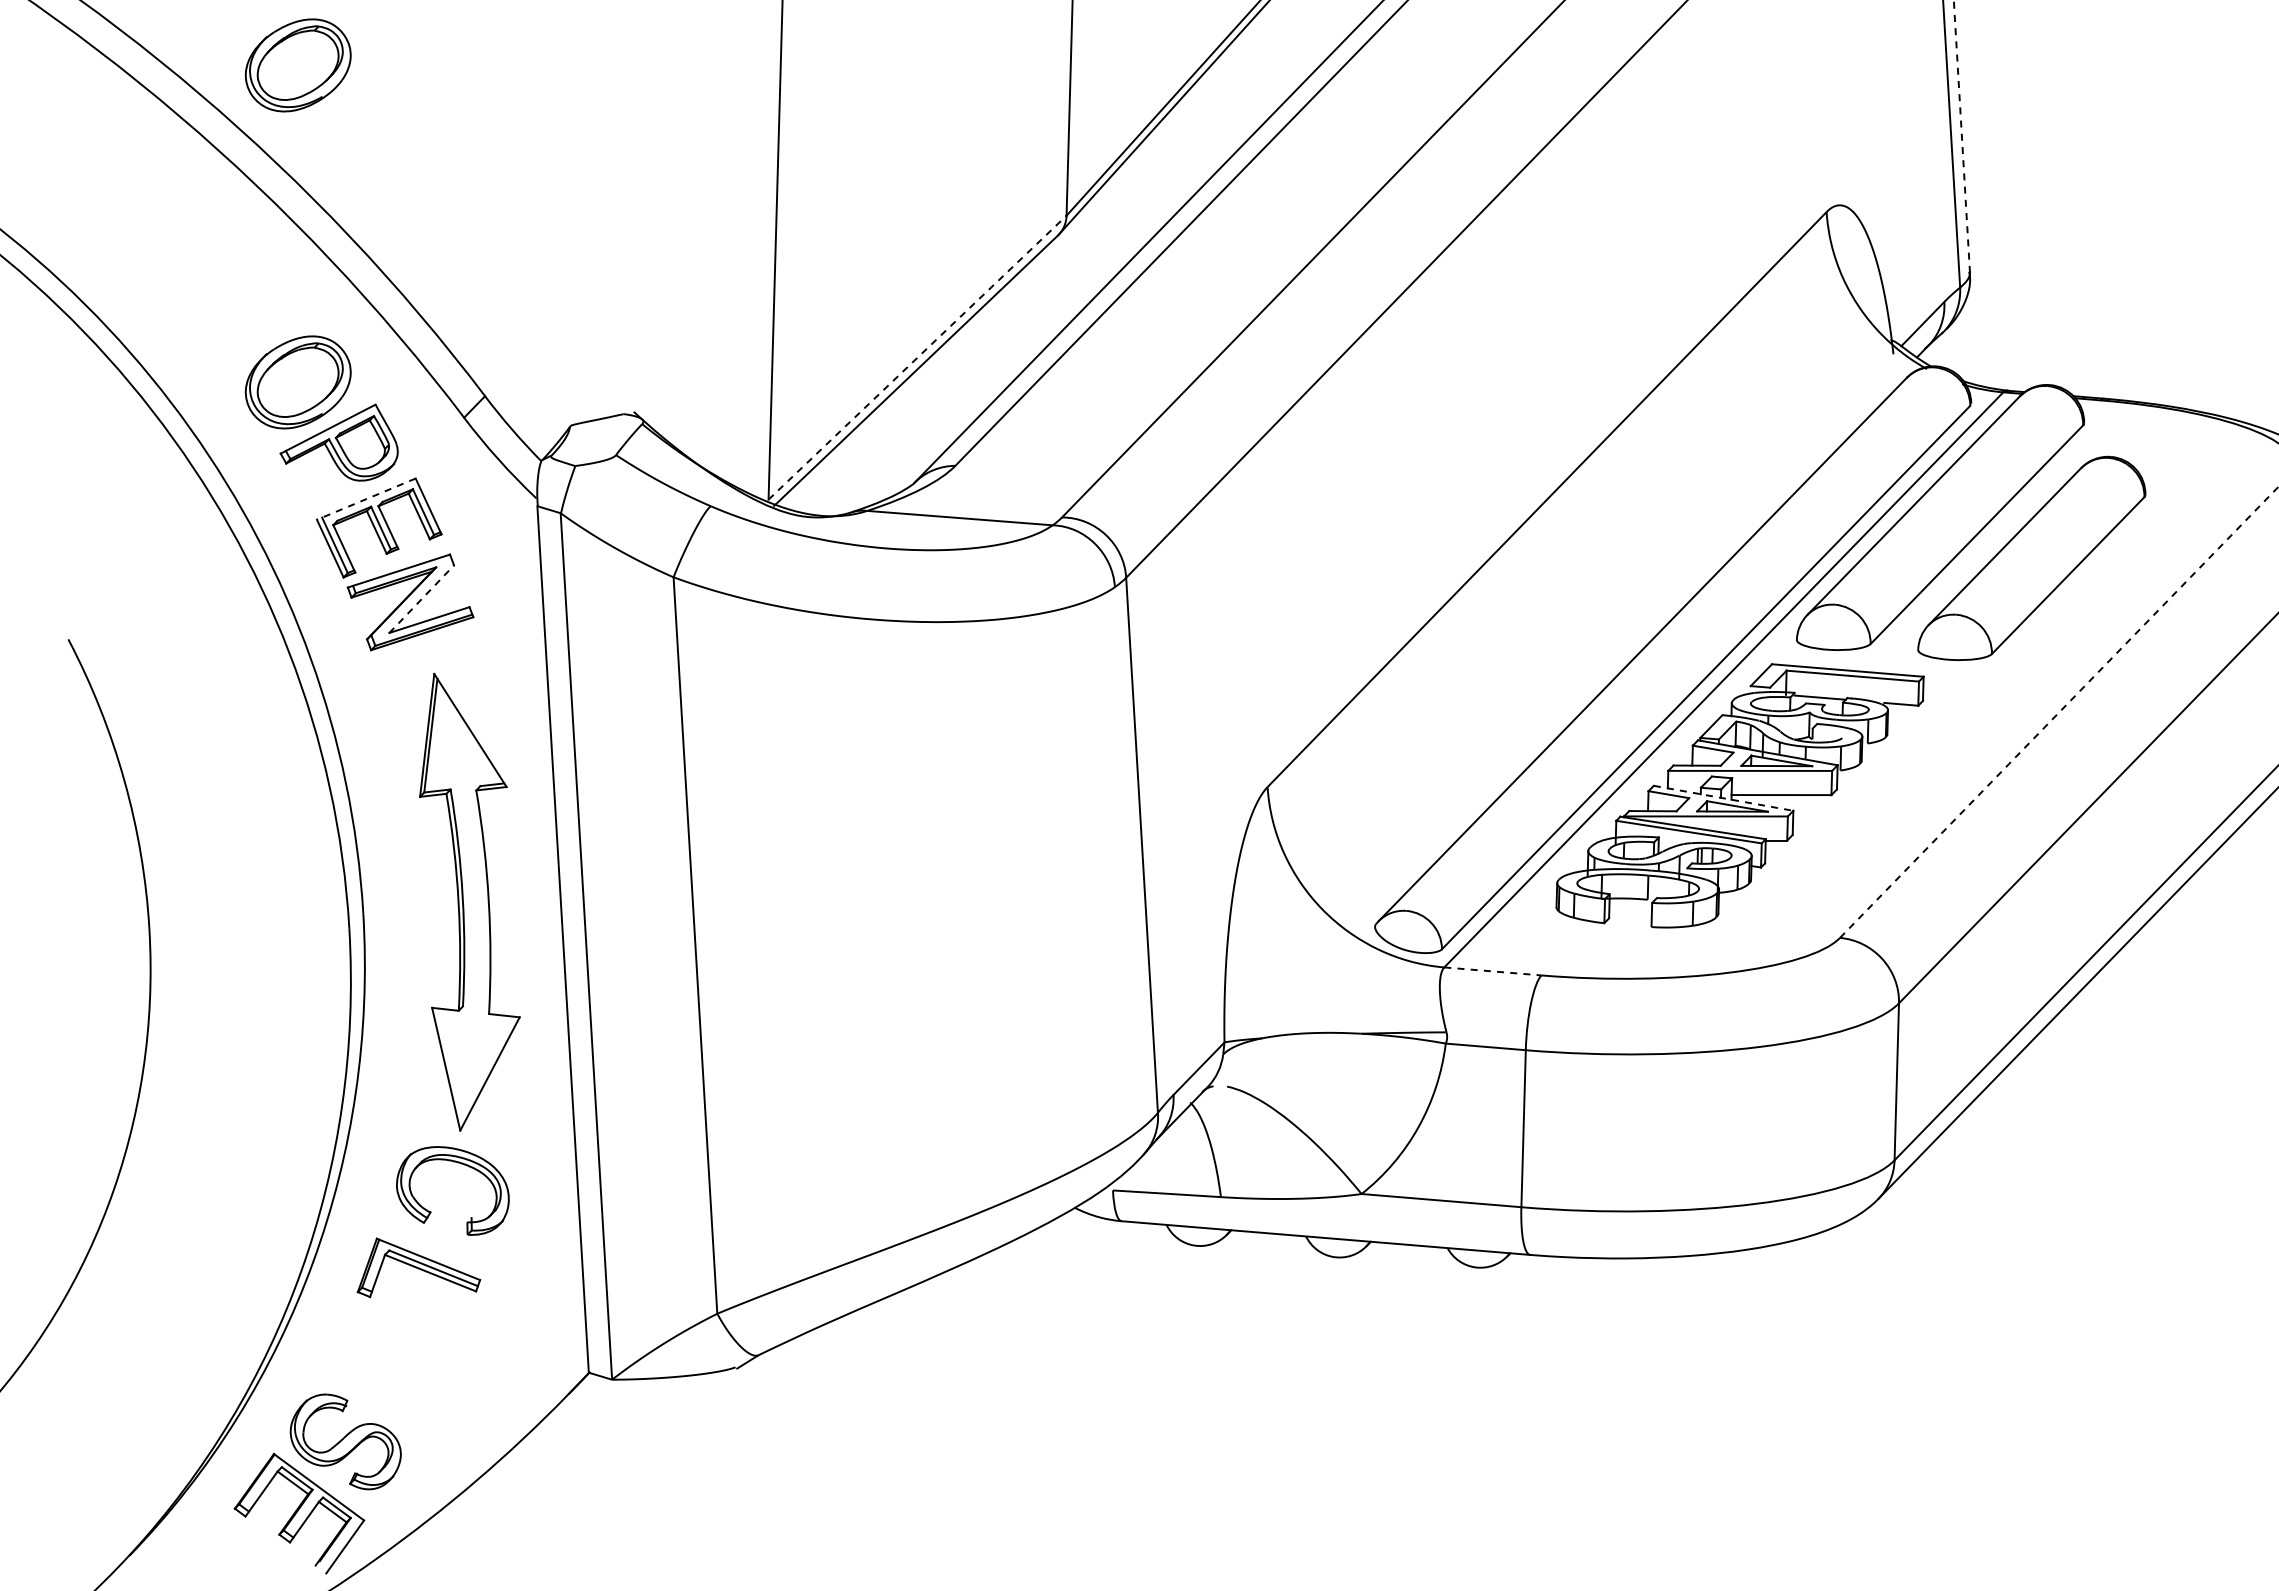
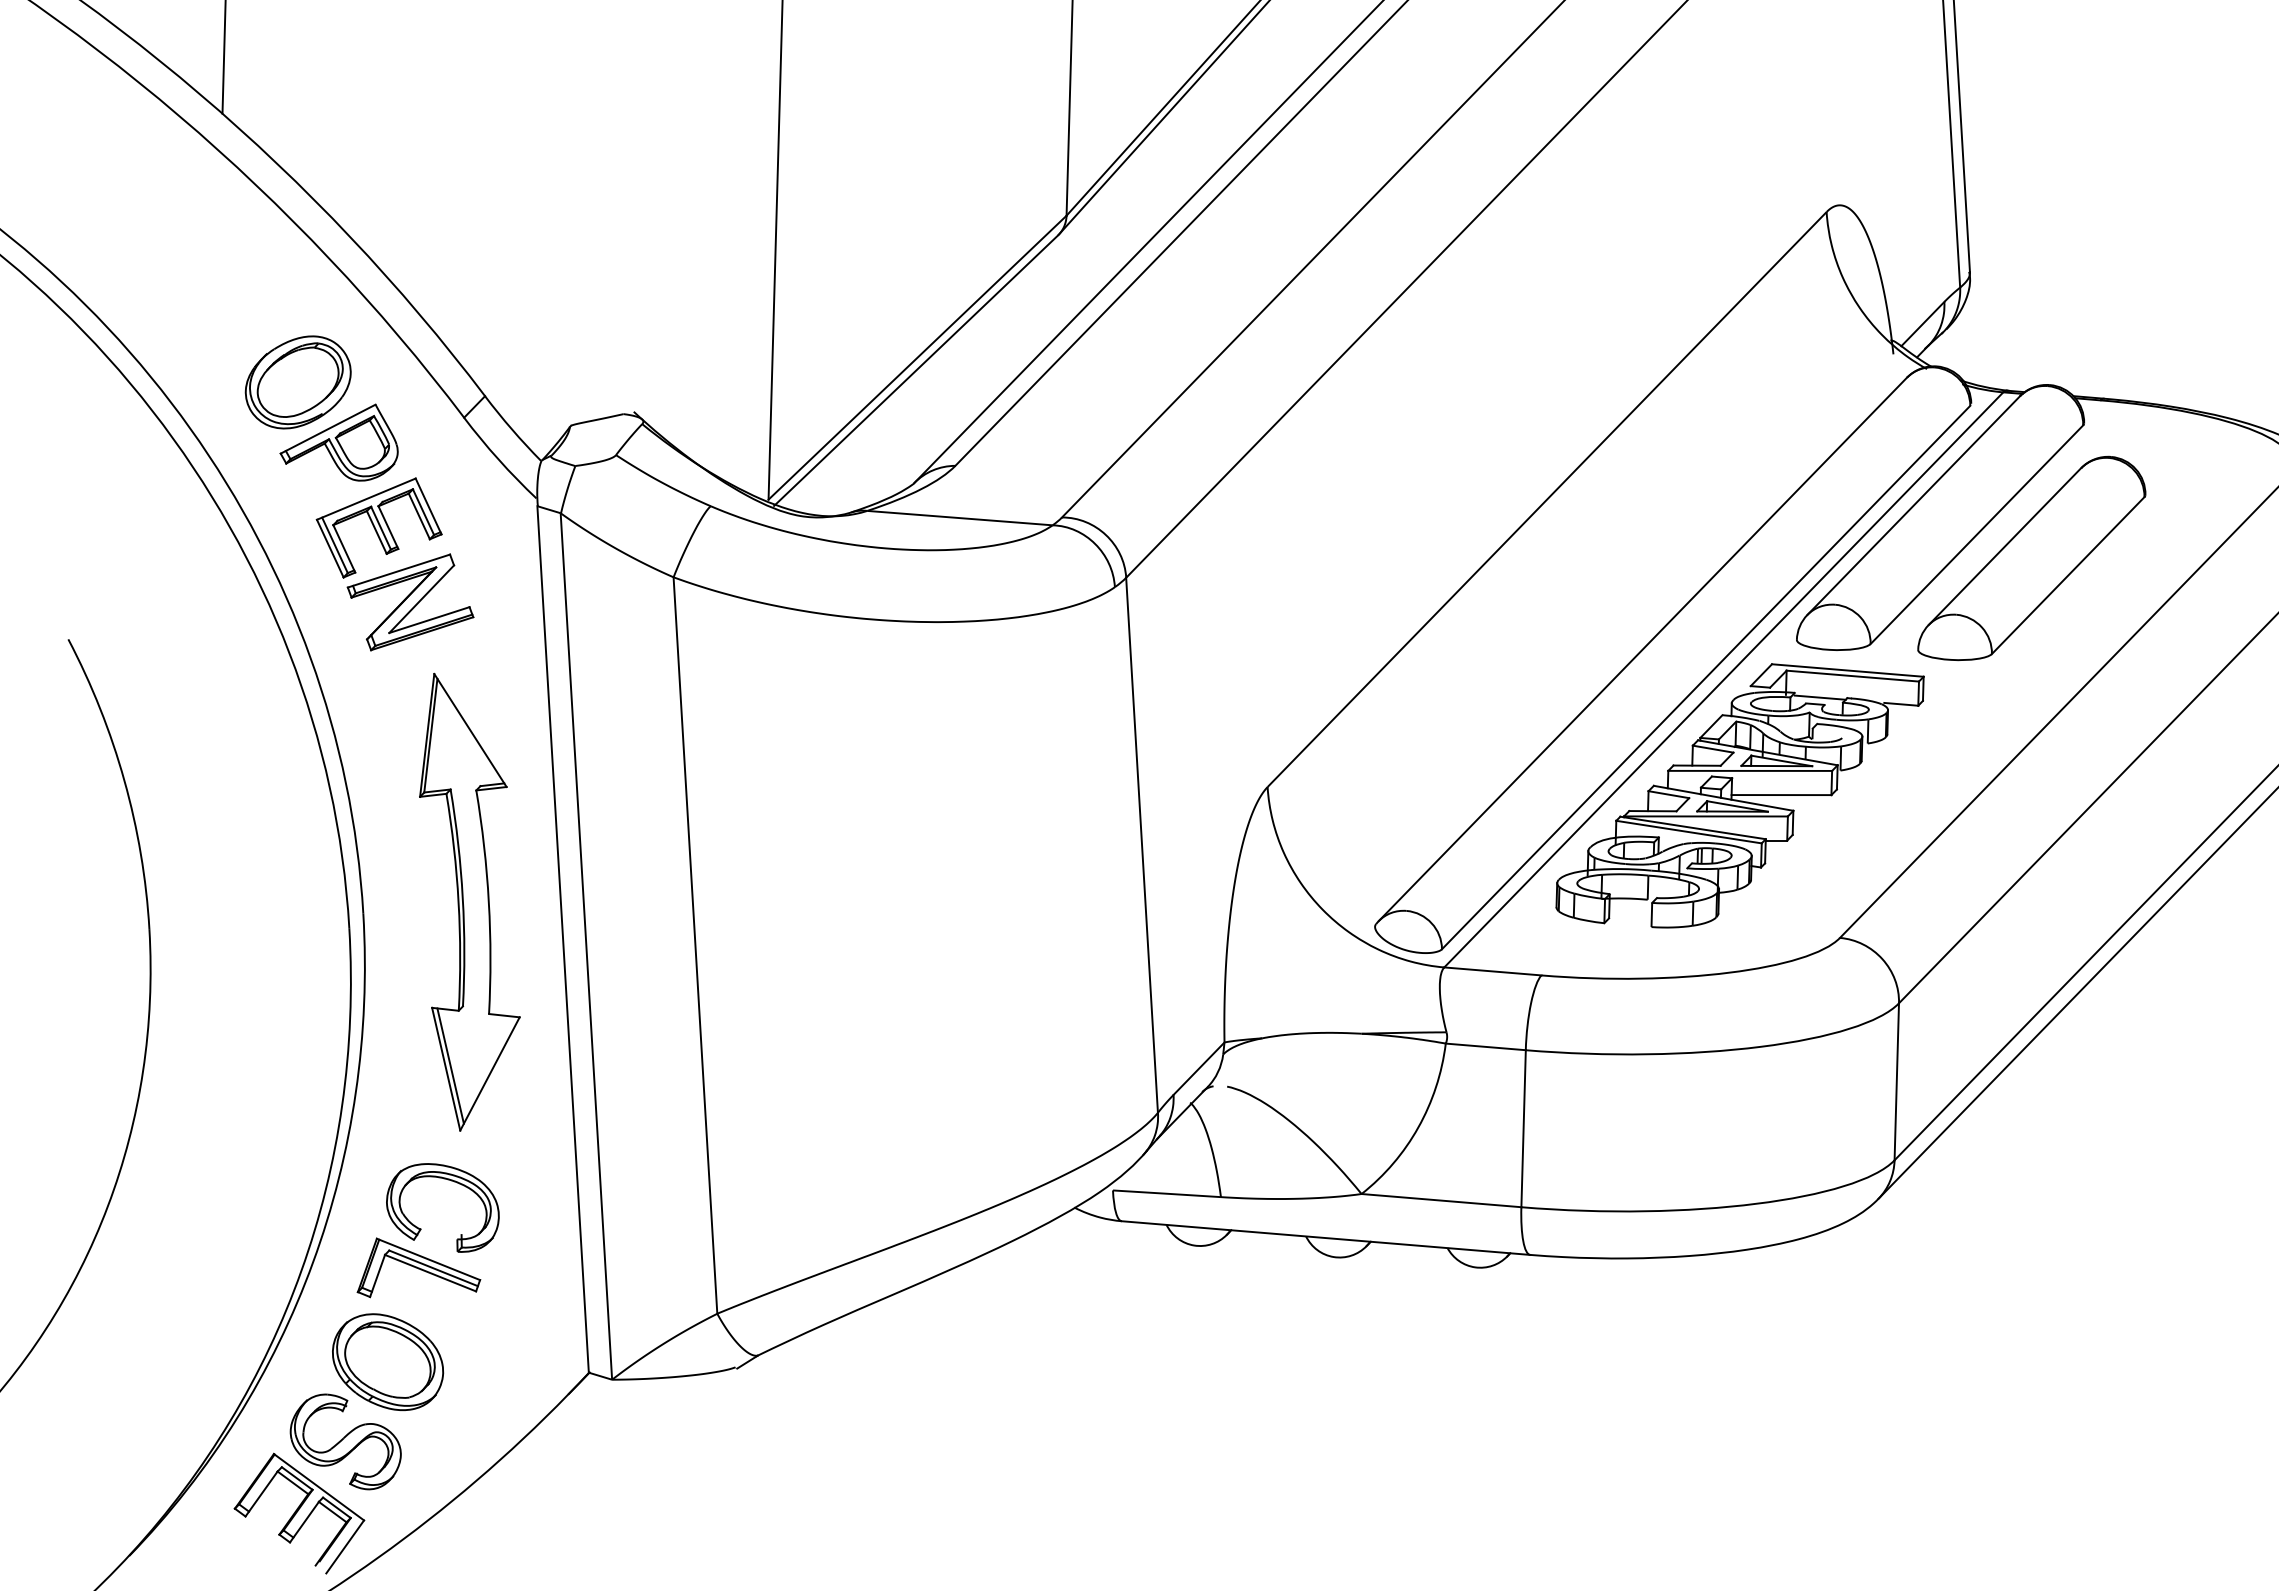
line: none -> present (223, 57)
part: present -> none (297, 65)
line: dashed -> solid (1961, 136)
line: dashed -> solid (917, 357)
line: dashed -> solid (365, 499)
line: dashed -> solid (421, 599)
line: dashed -> solid (2059, 712)
line: dashed -> solid (1723, 798)
line: dashed -> solid (1492, 971)
line: none -> present (450, 1065)
part position: (461, 1164) -> (451, 1181) (451, 1181)
part: none -> present (388, 1362)
